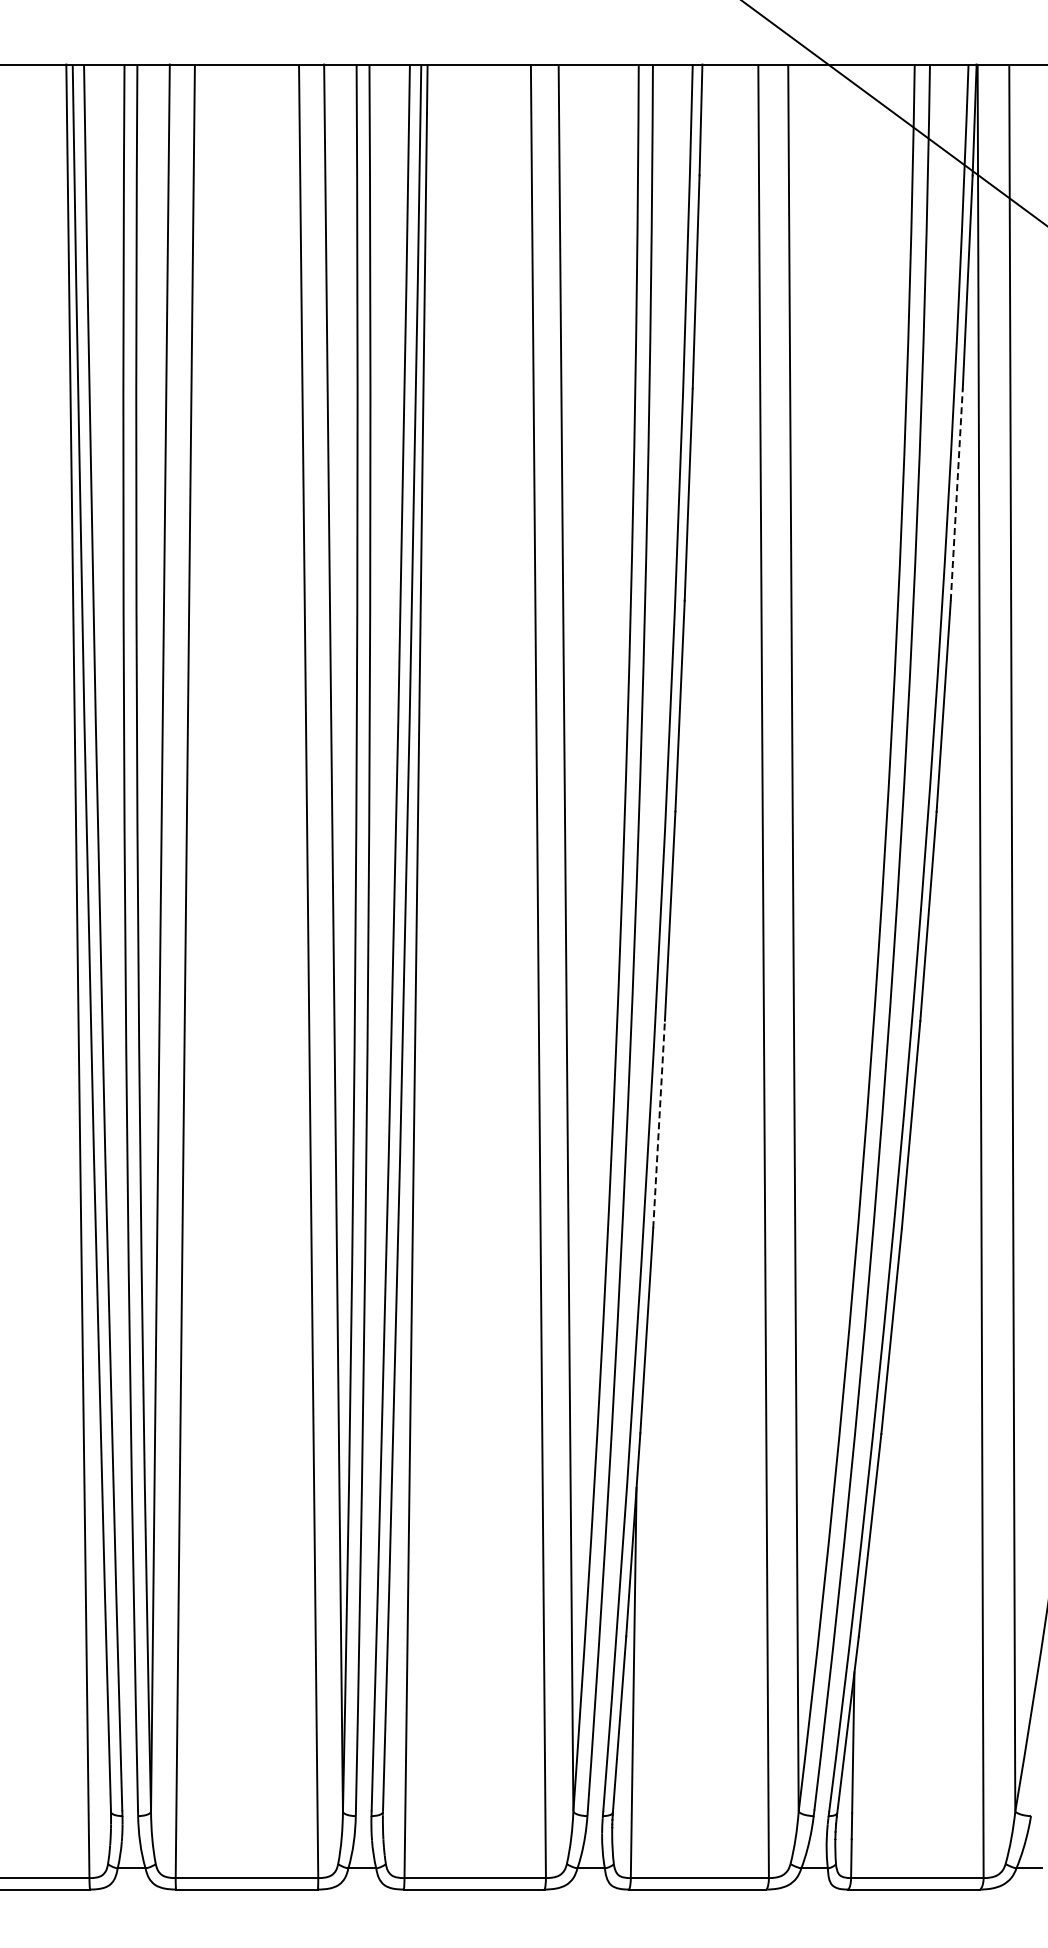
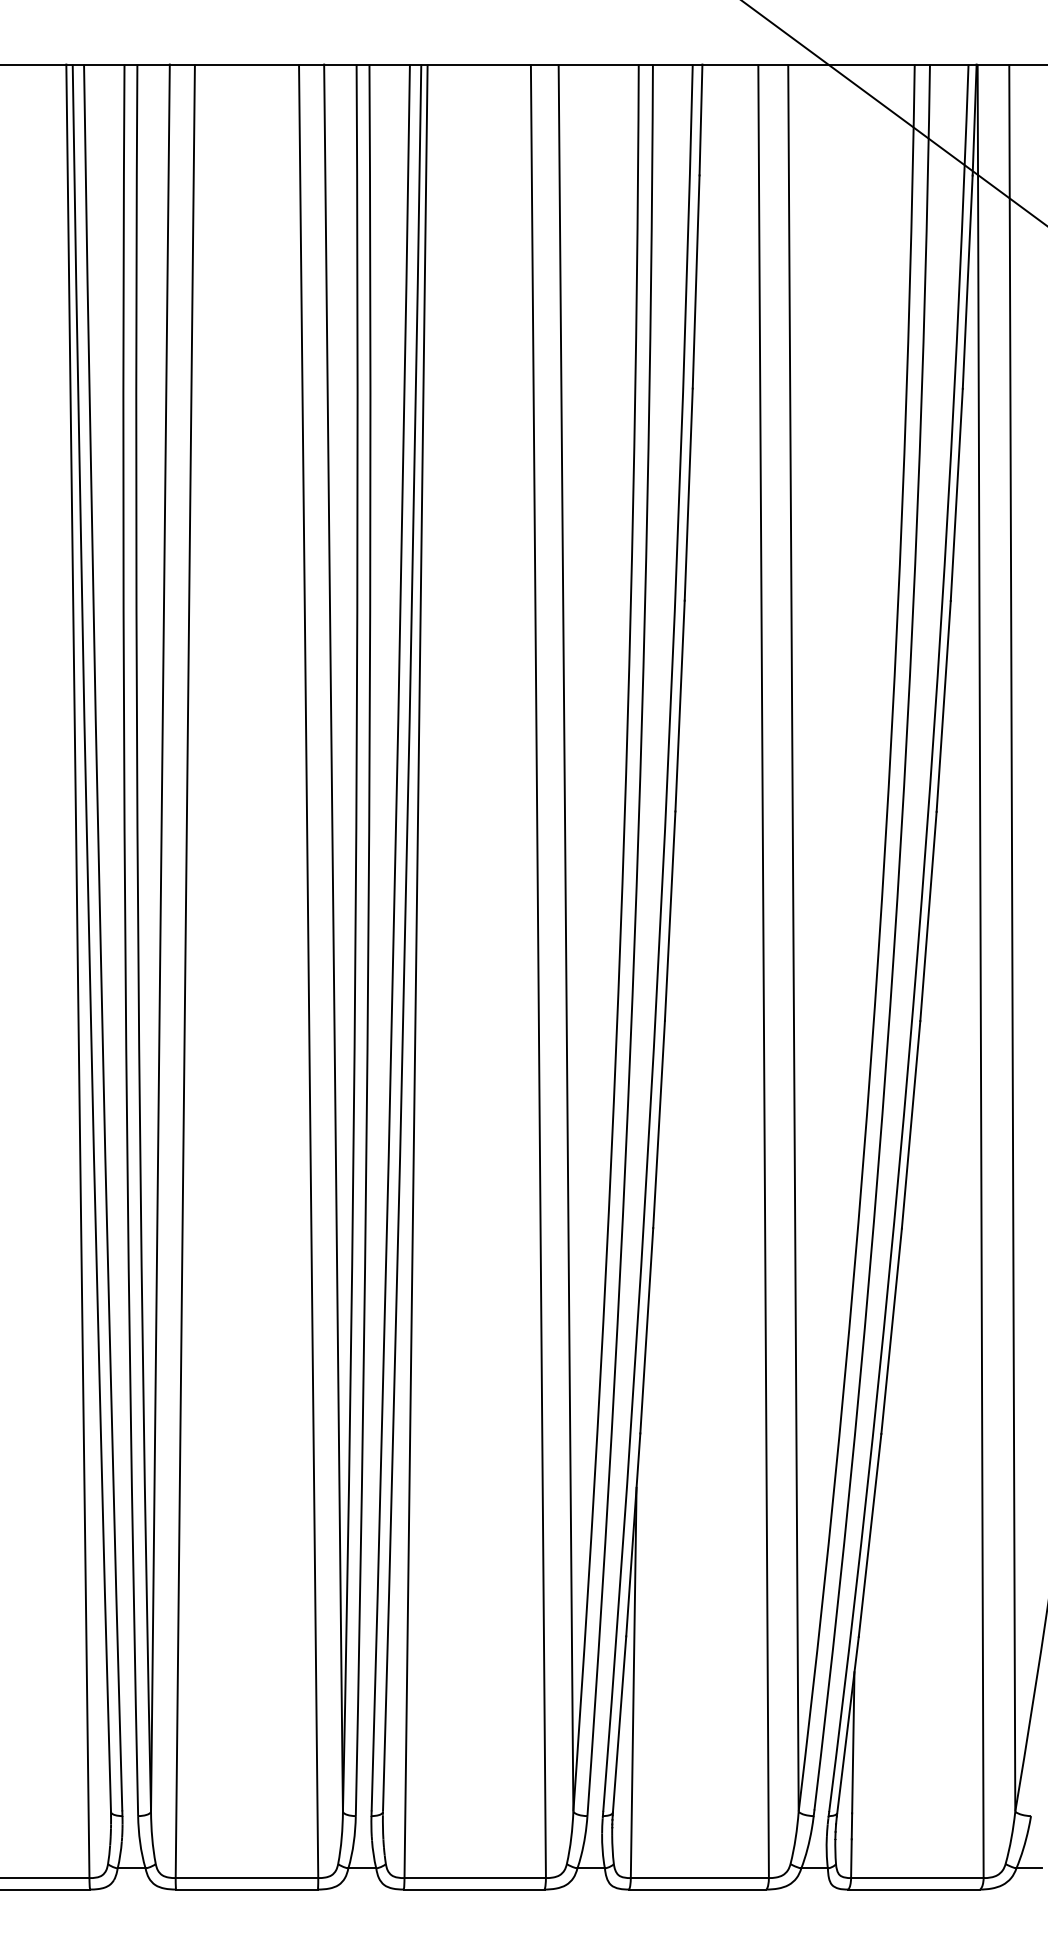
line: dashed -> solid (956, 494)
line: dashed -> solid (659, 1124)
